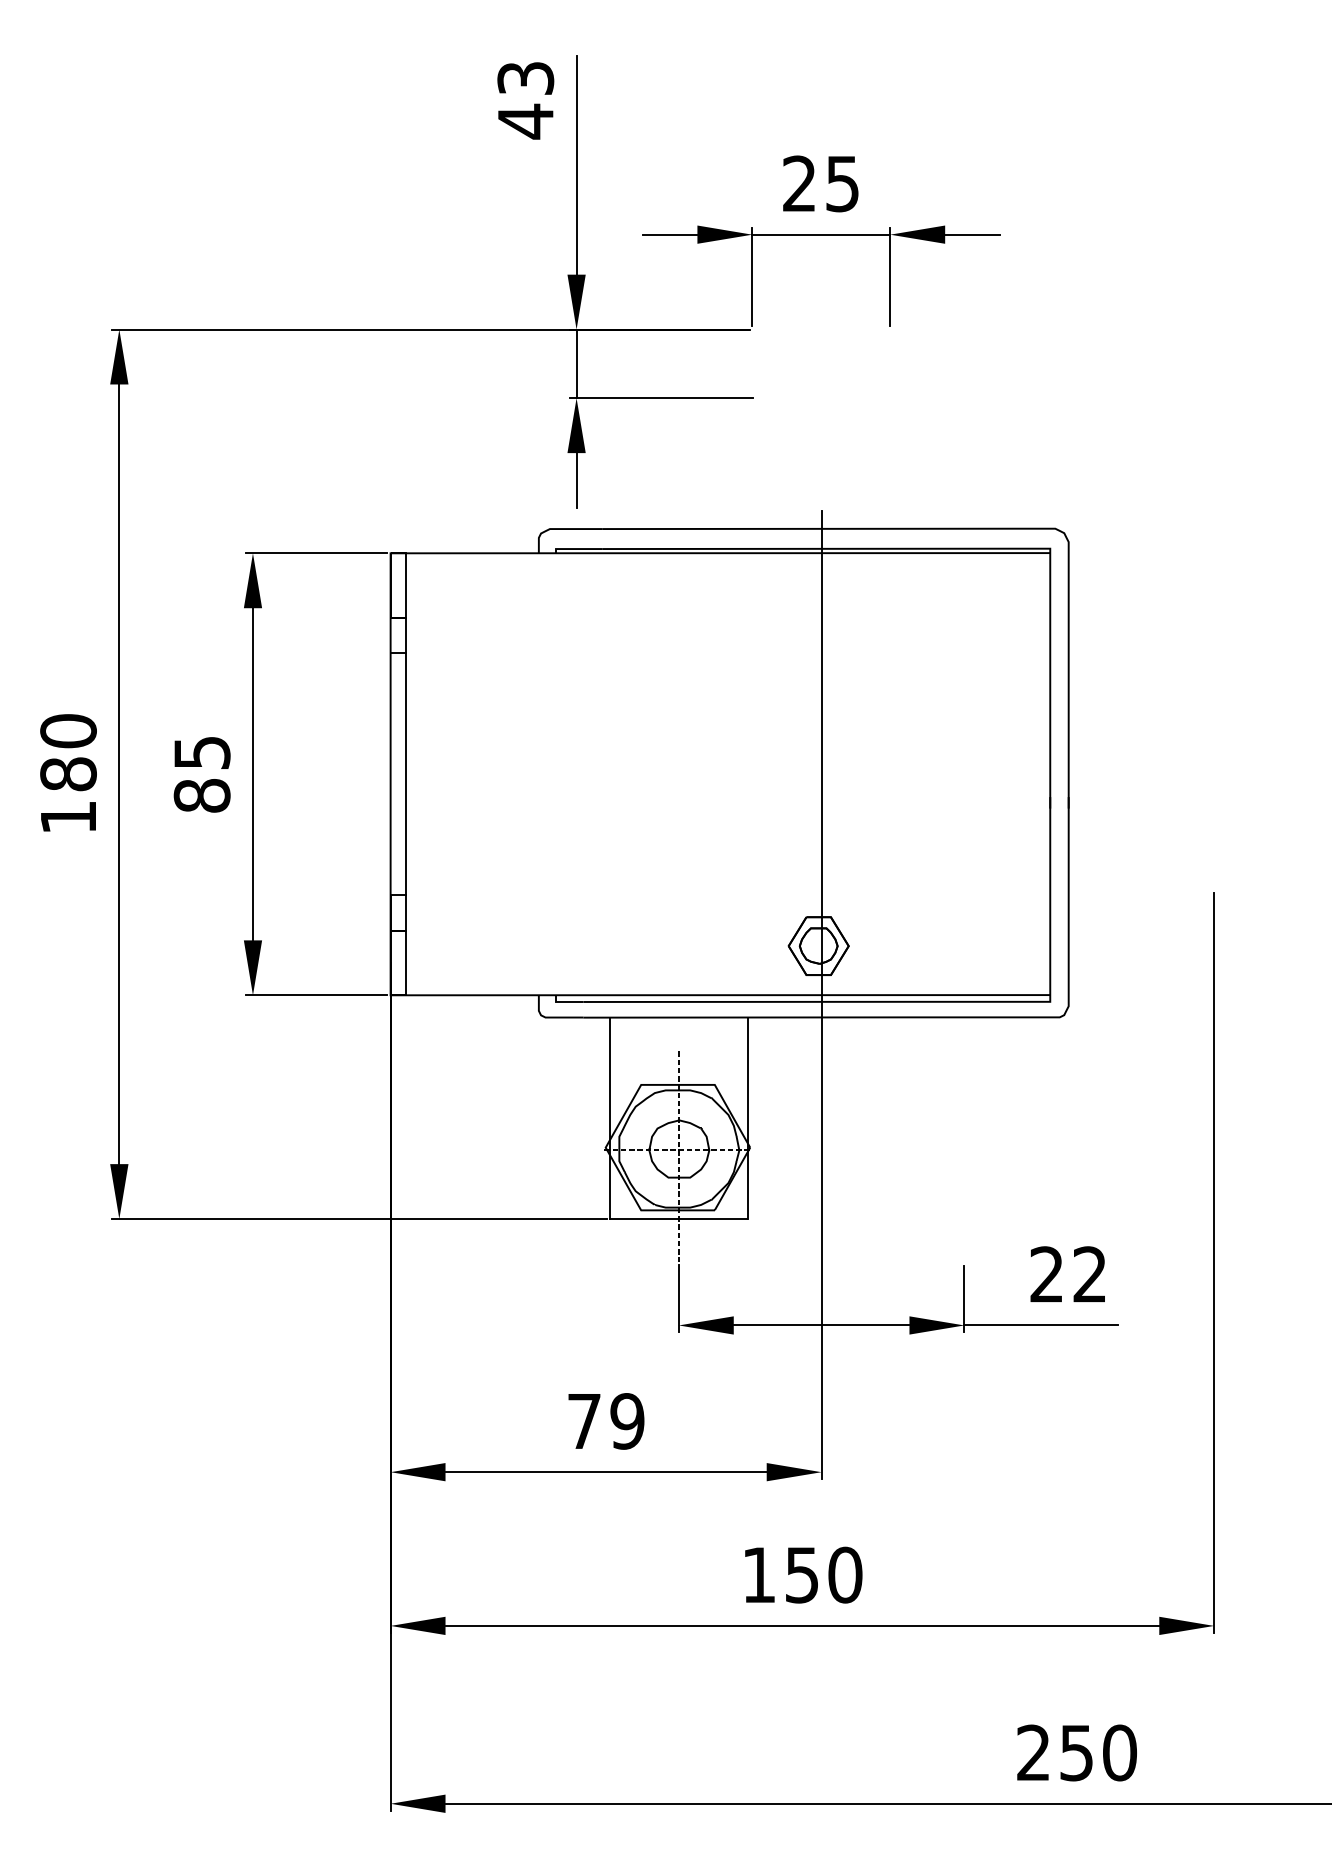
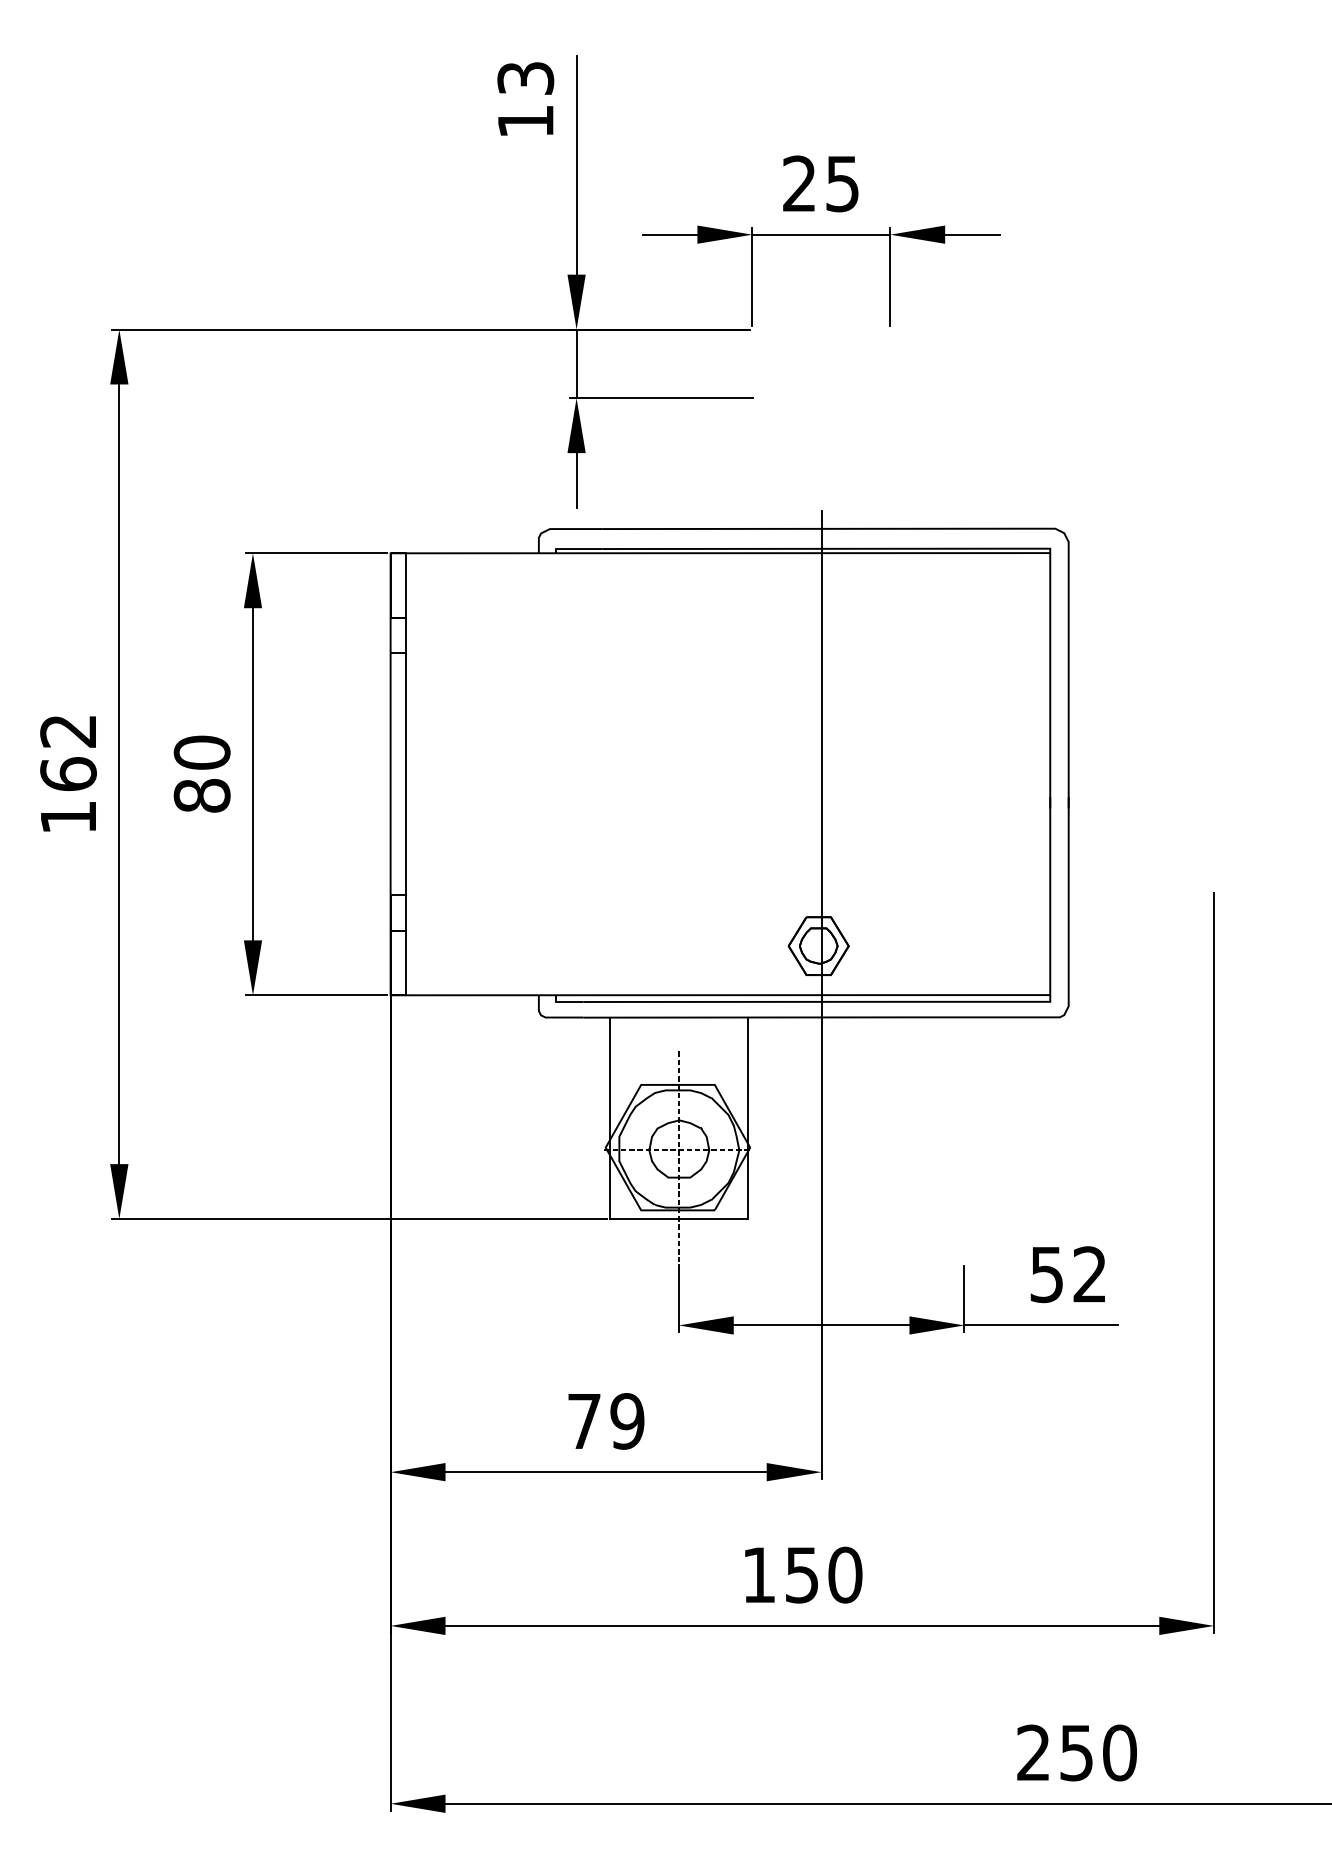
text: 43 -> 13 (525, 121)
text: 180 -> 162 (68, 752)
text: 85 -> 80 (201, 752)
text: 22 -> 52 (1046, 1274)
